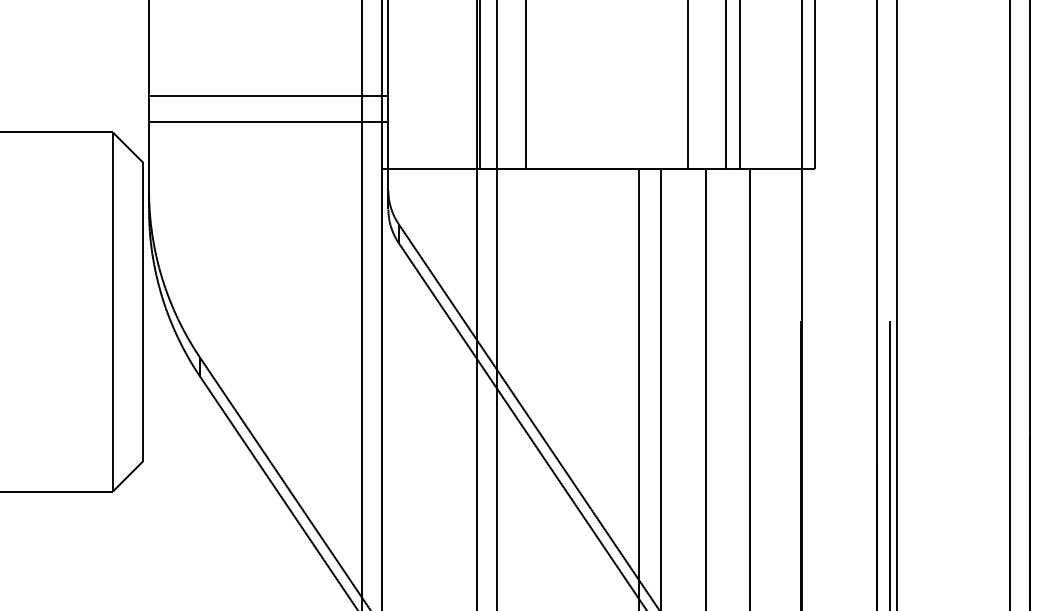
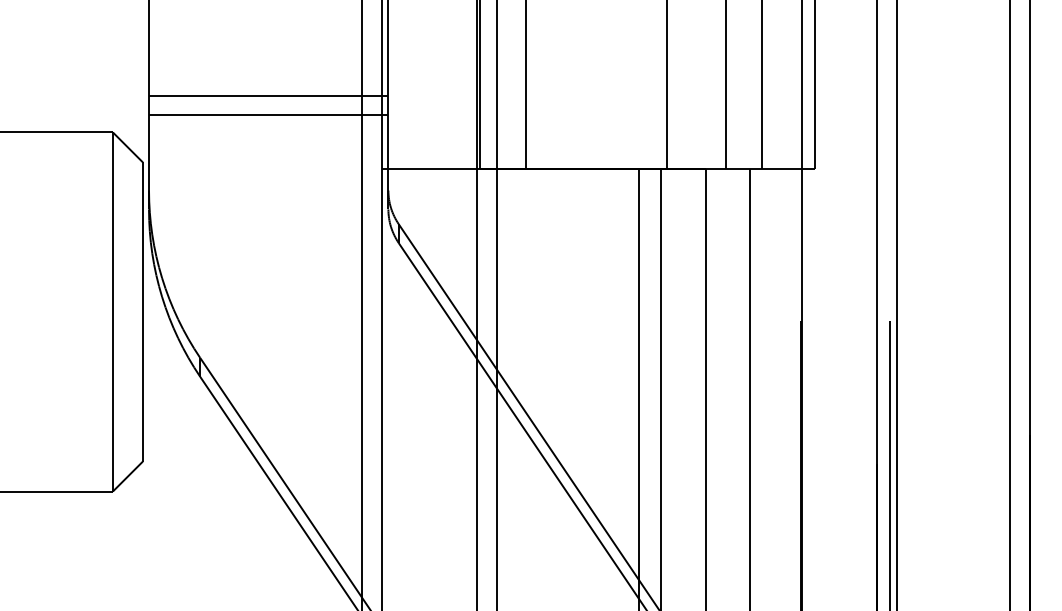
line position: (687, 85) -> (666, 85) (666, 85)
line position: (739, 85) -> (761, 85) (761, 85)
line position: (268, 121) -> (268, 114) (268, 114)
